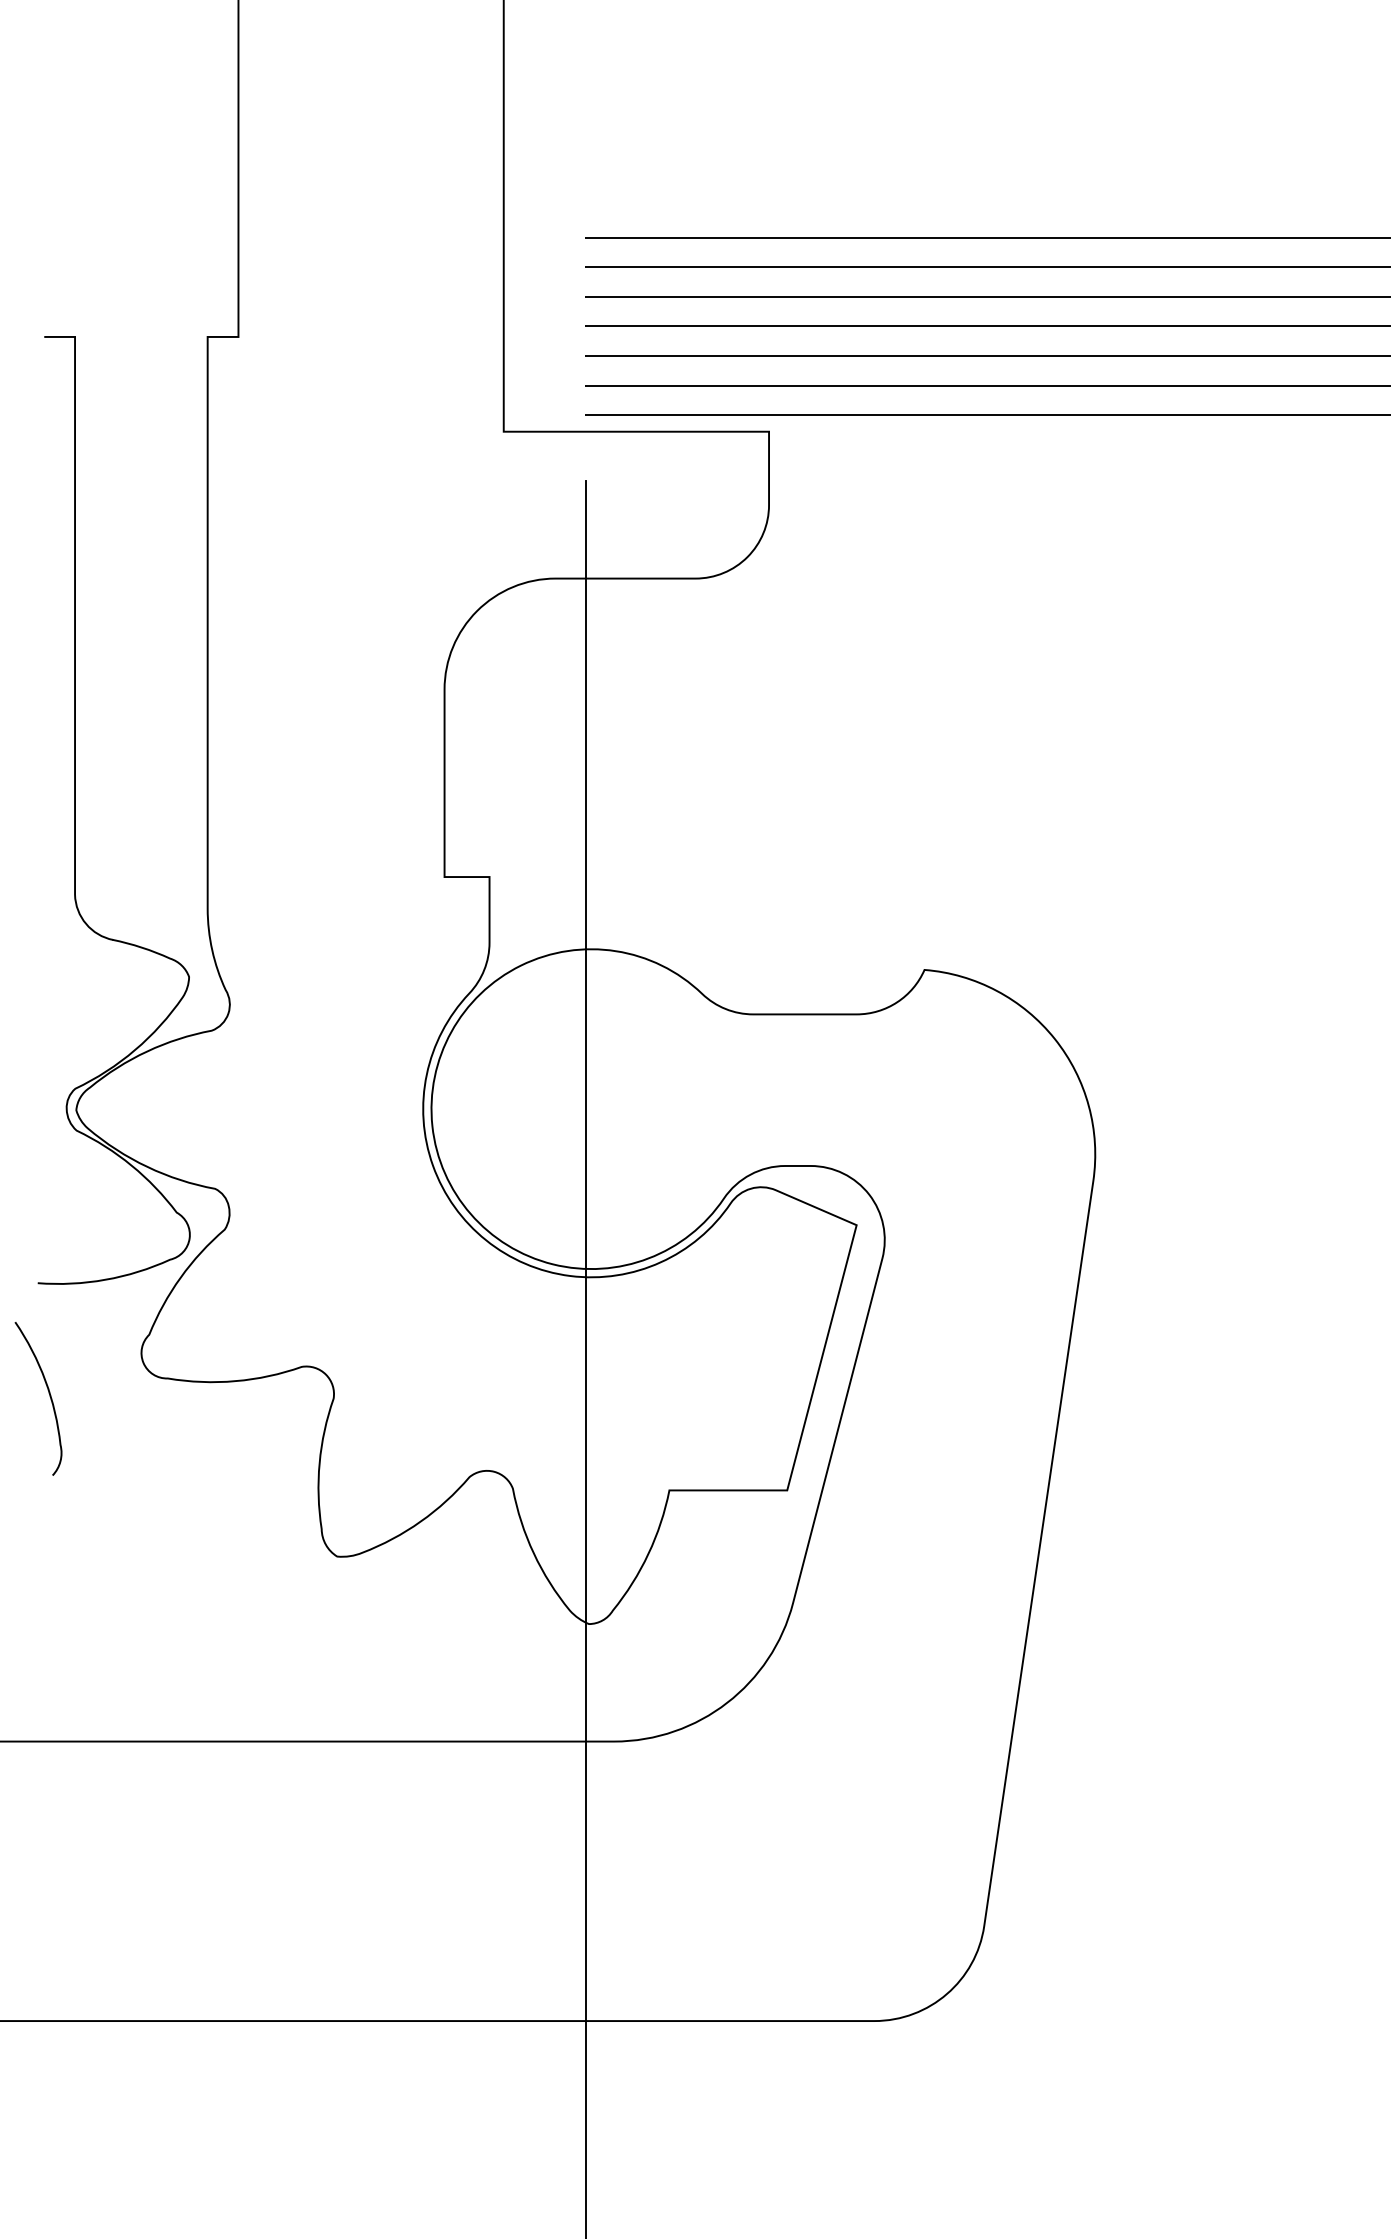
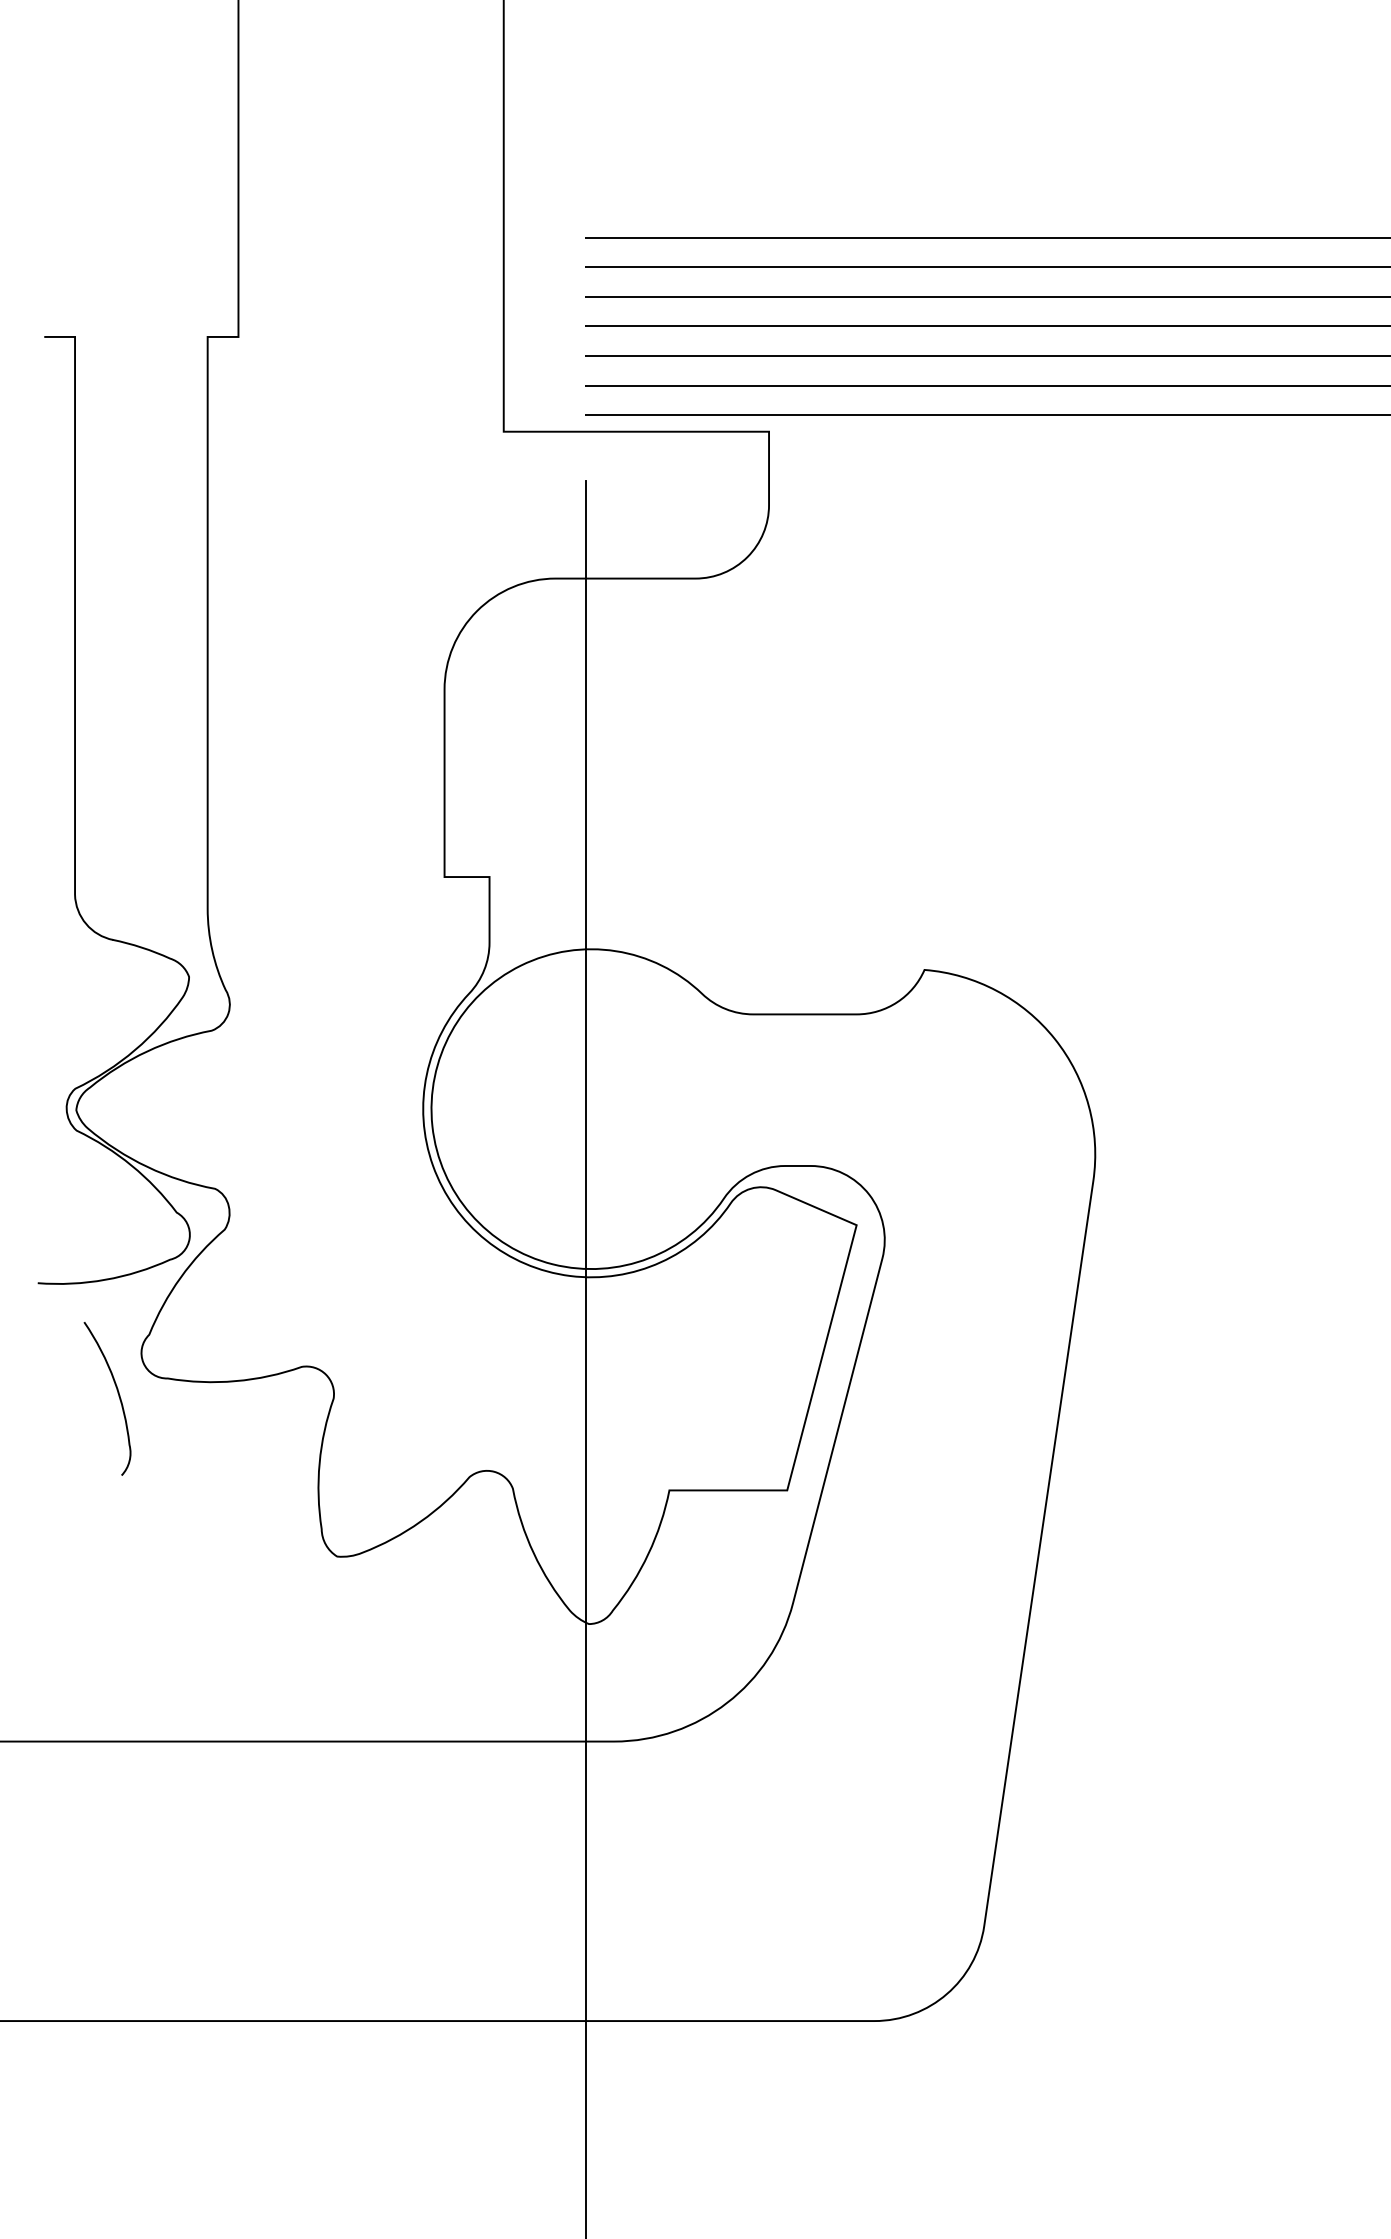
curve position: (48, 1393) -> (117, 1393) (117, 1393)
